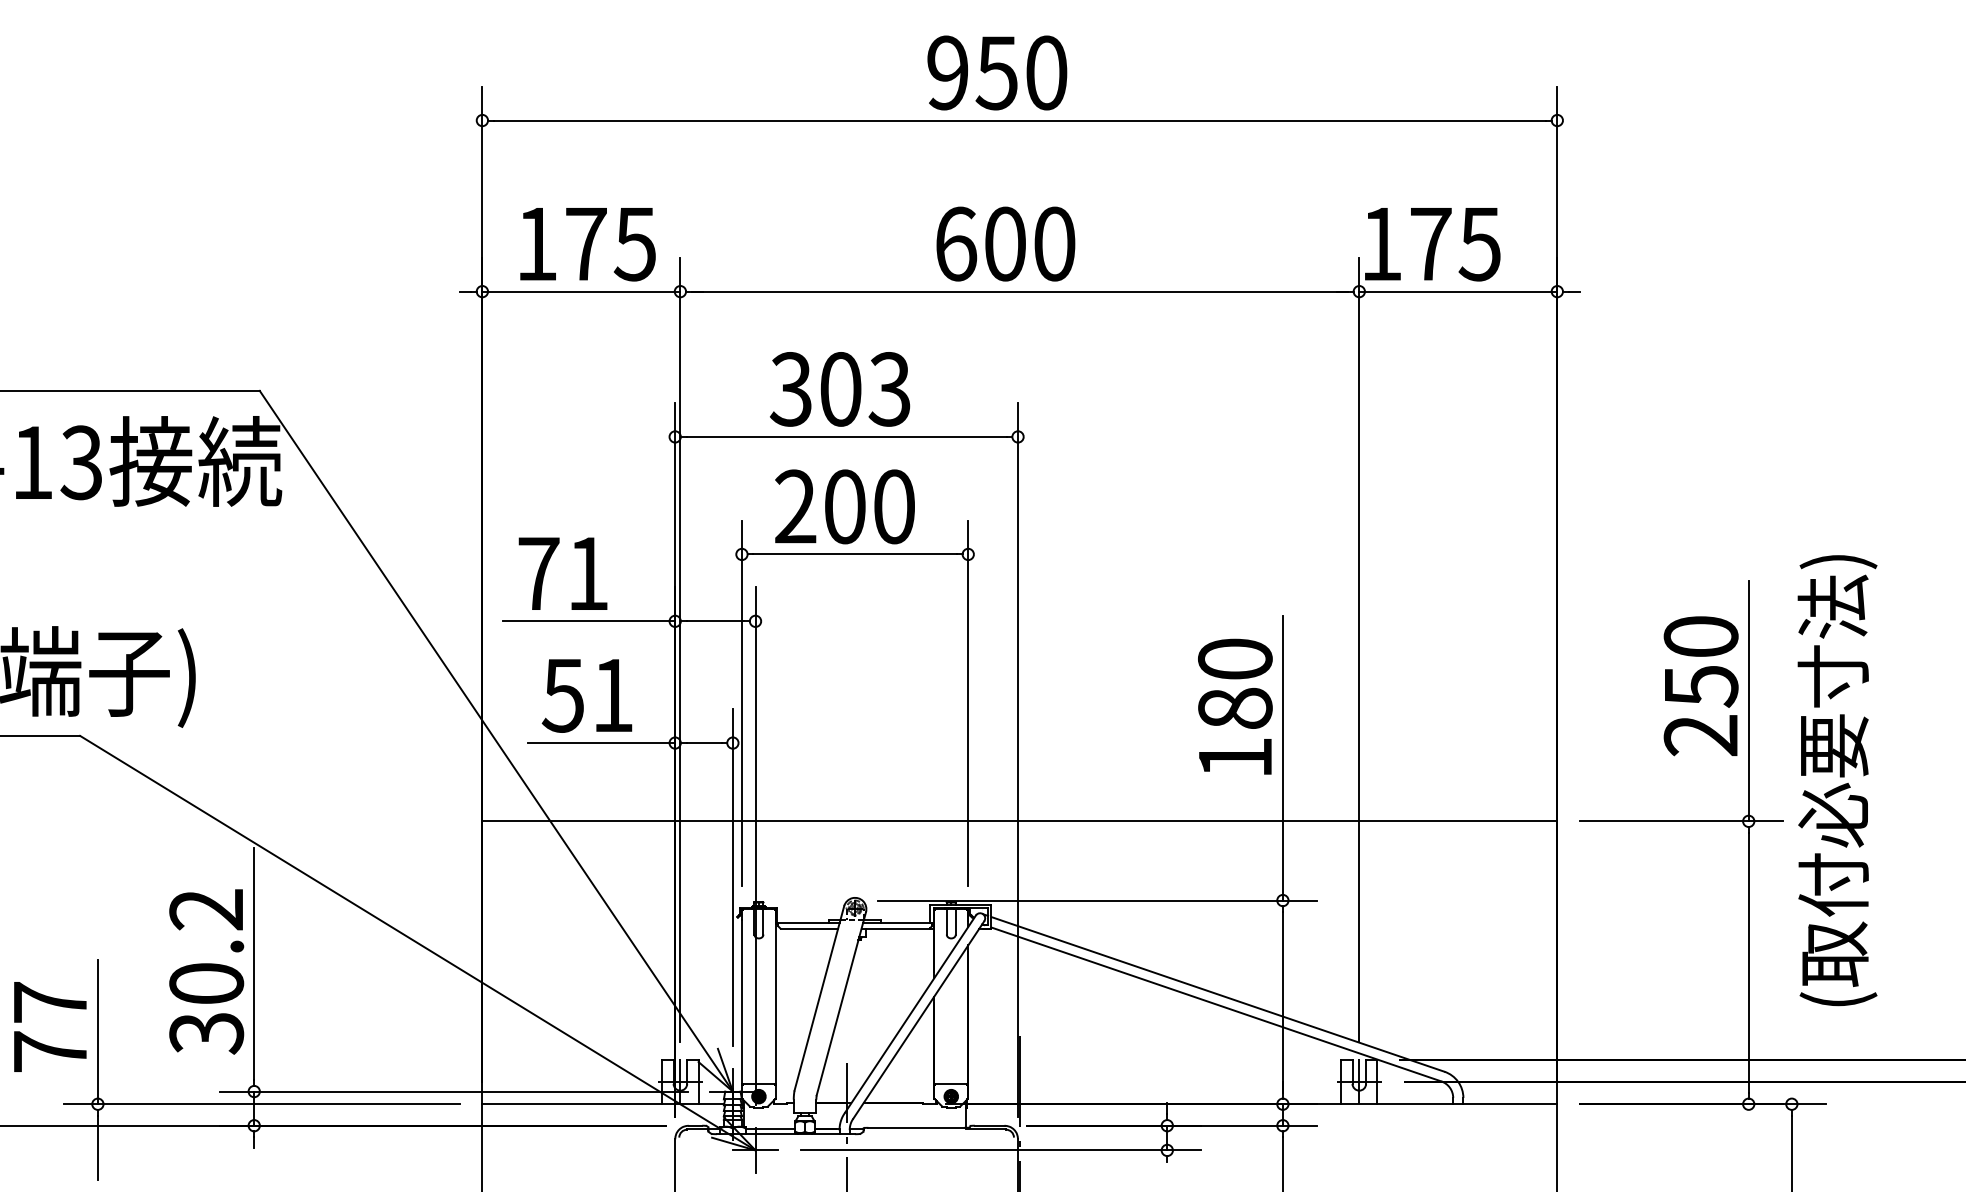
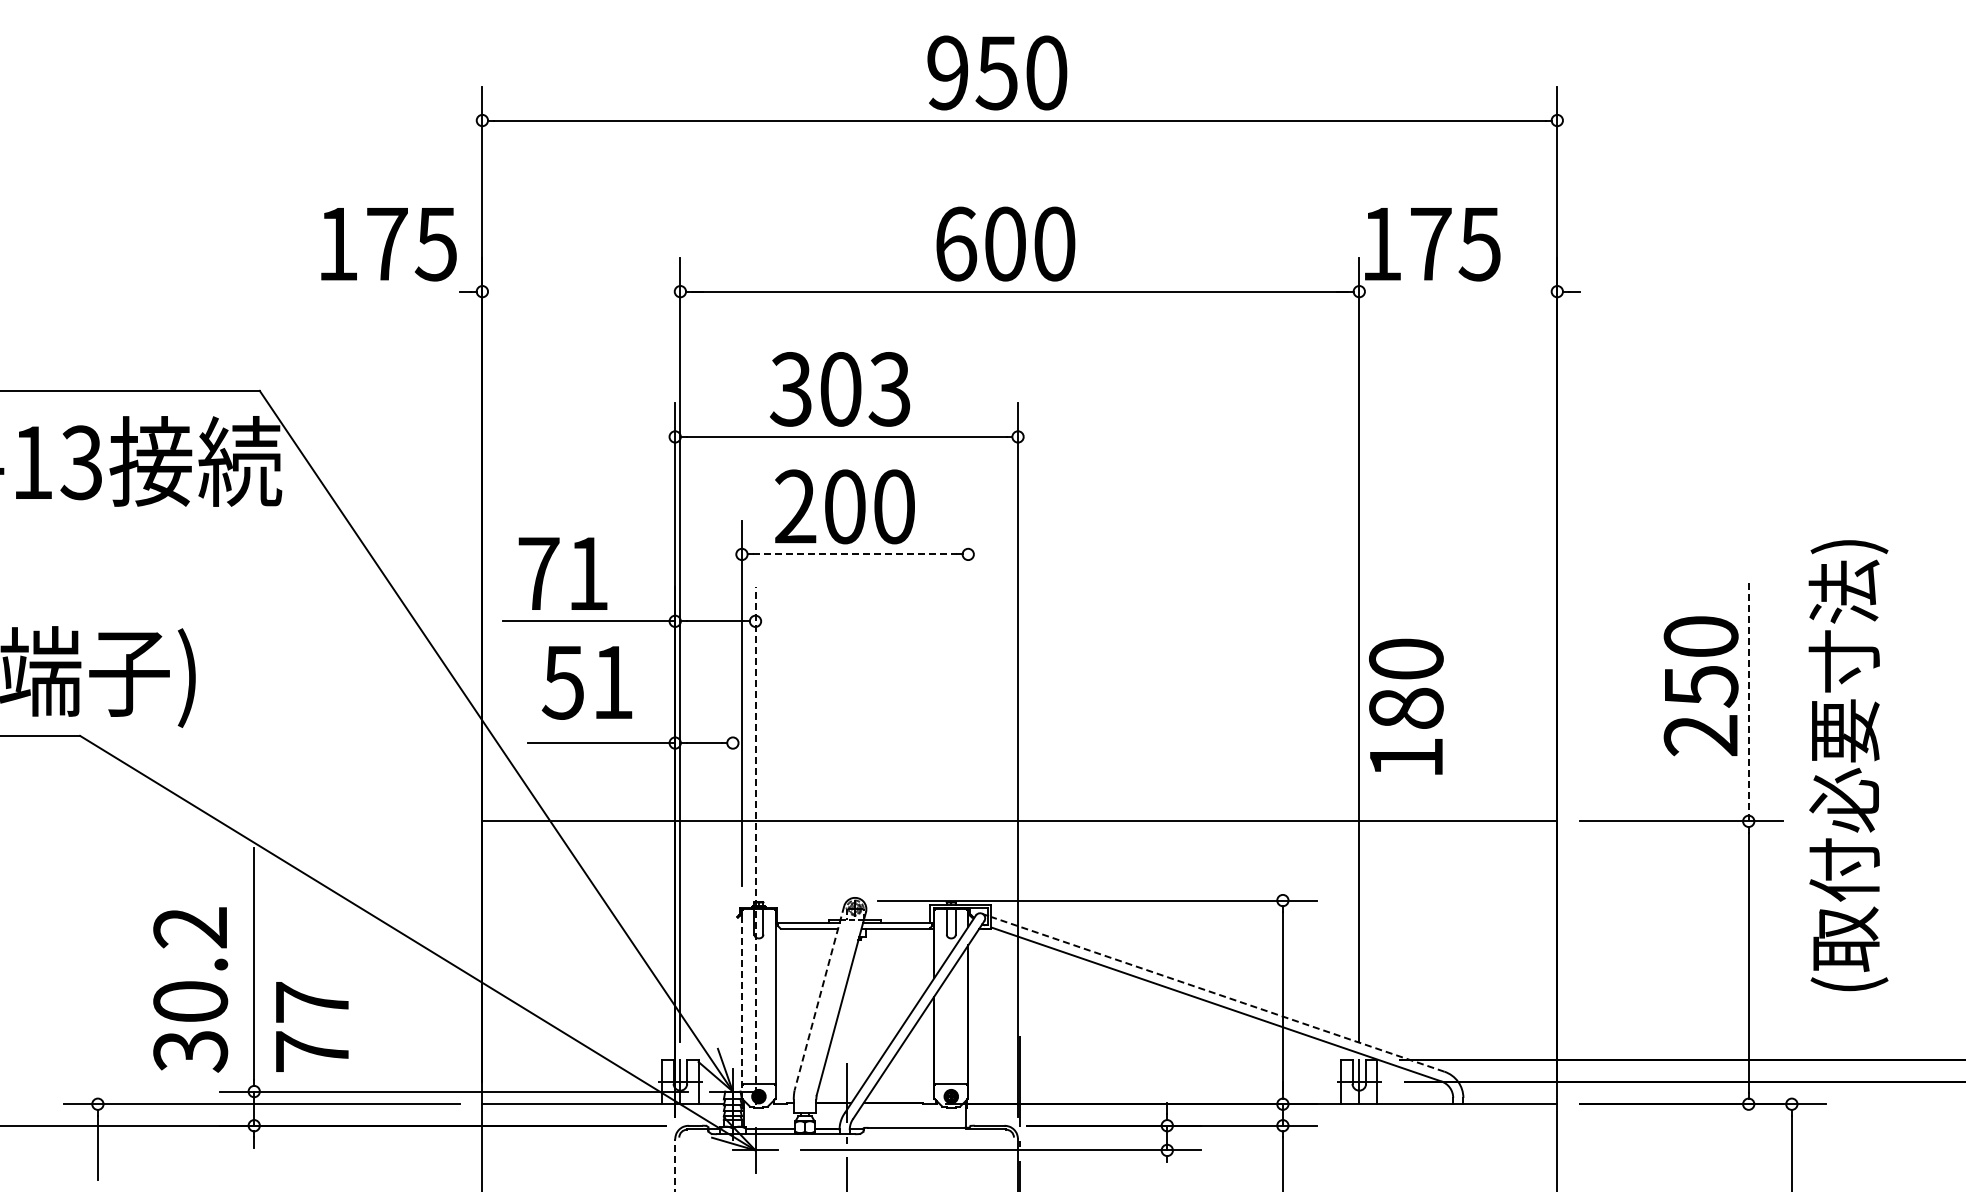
text position: (587, 244) -> (388, 244) (388, 244)
line: present -> none (581, 291)
line: present -> none (1458, 291)
line: solid -> dashed (855, 554)
text position: (586, 695) -> (586, 682) (586, 682)
line: solid -> dashed (1748, 700)
line: present -> none (968, 703)
text position: (1235, 706) -> (1406, 706) (1406, 706)
line: present -> none (1282, 757)
text position: (1837, 780) -> (1848, 765) (1848, 765)
line: solid -> dashed (755, 846)
line: present -> none (732, 877)
text position: (206, 971) -> (190, 989) (190, 989)
line: solid -> dashed (1217, 994)
line: solid -> dashed (819, 998)
line: solid -> dashed (741, 1009)
text position: (50, 1026) -> (312, 1026) (312, 1026)
line: present -> none (97, 1031)
line: solid -> dashed (675, 1165)
